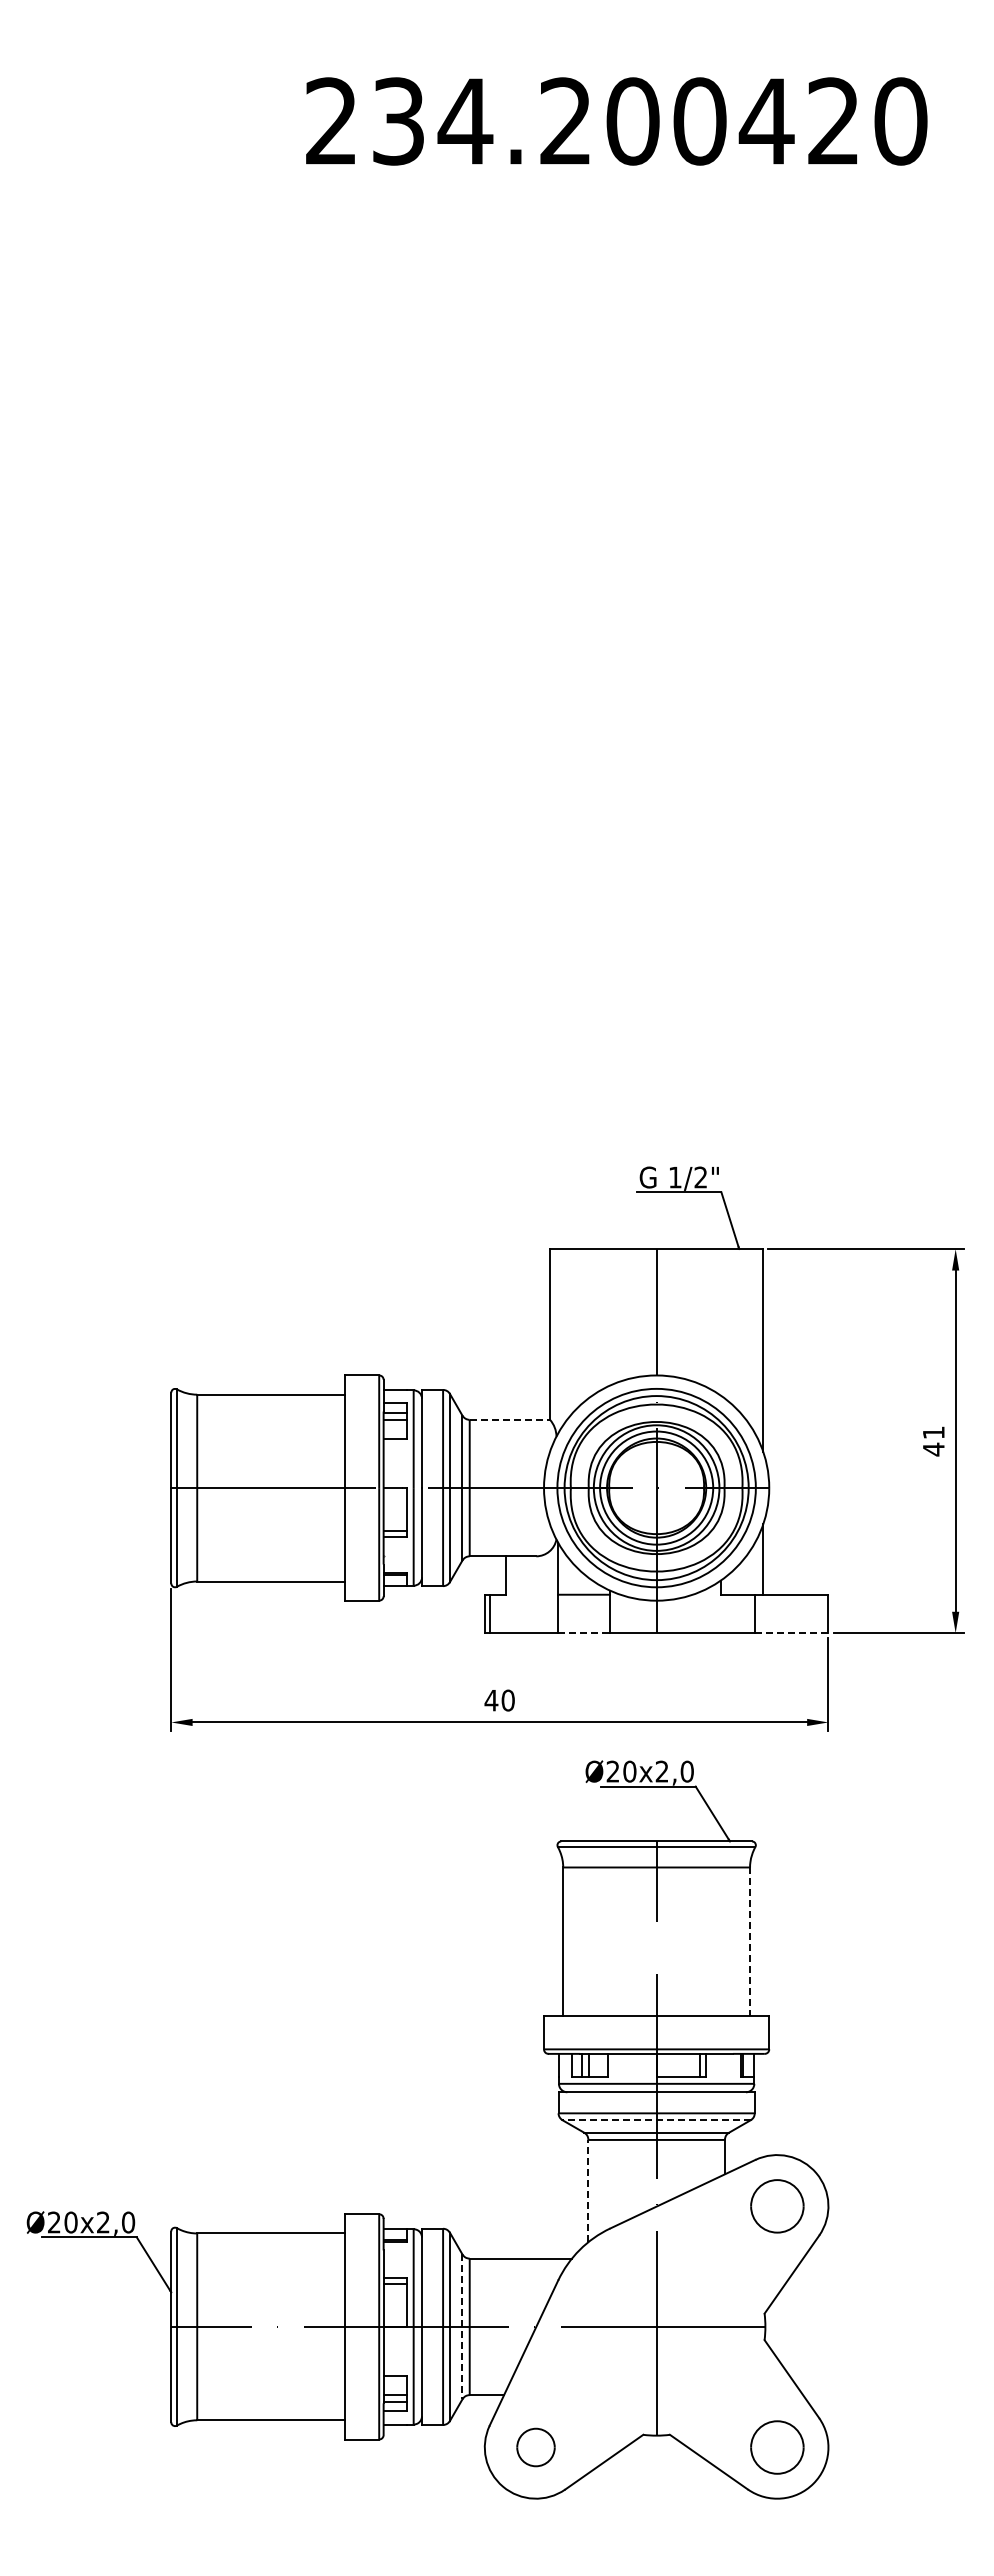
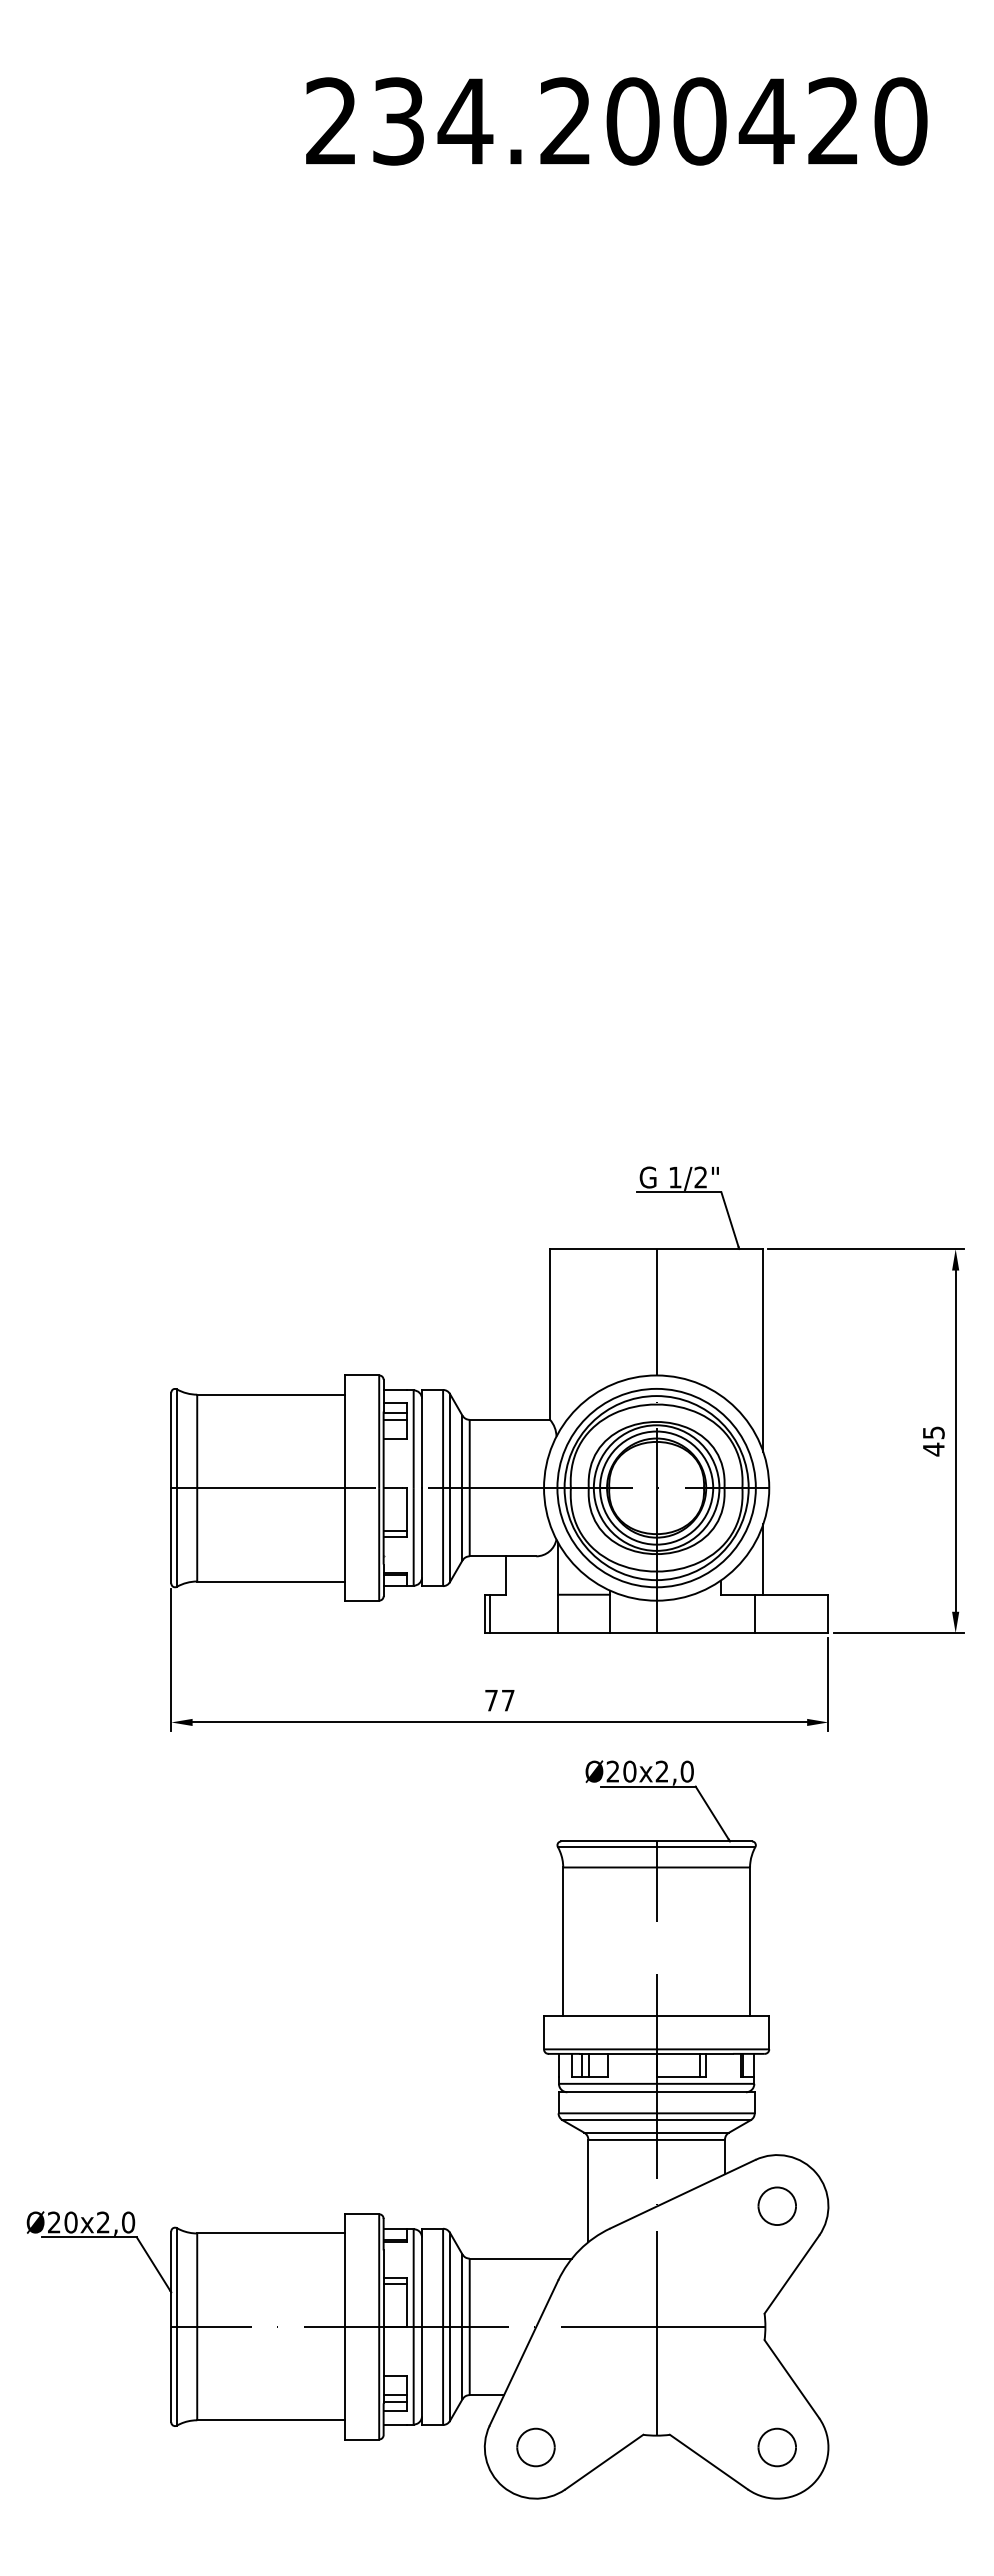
line: dashed -> solid (510, 1419)
text: 41 -> 45 (933, 1432)
line: dashed -> solid (584, 1633)
line: dashed -> solid (791, 1633)
text: 40 -> 77 (499, 1700)
line: dashed -> solid (750, 1941)
line: dashed -> solid (656, 2120)
line: dashed -> solid (588, 2190)
part size: 55x55 px -> 40x40 px (776, 2205)
line: dashed -> solid (462, 2327)
part size: 55x55 px -> 40x41 px (776, 2447)
